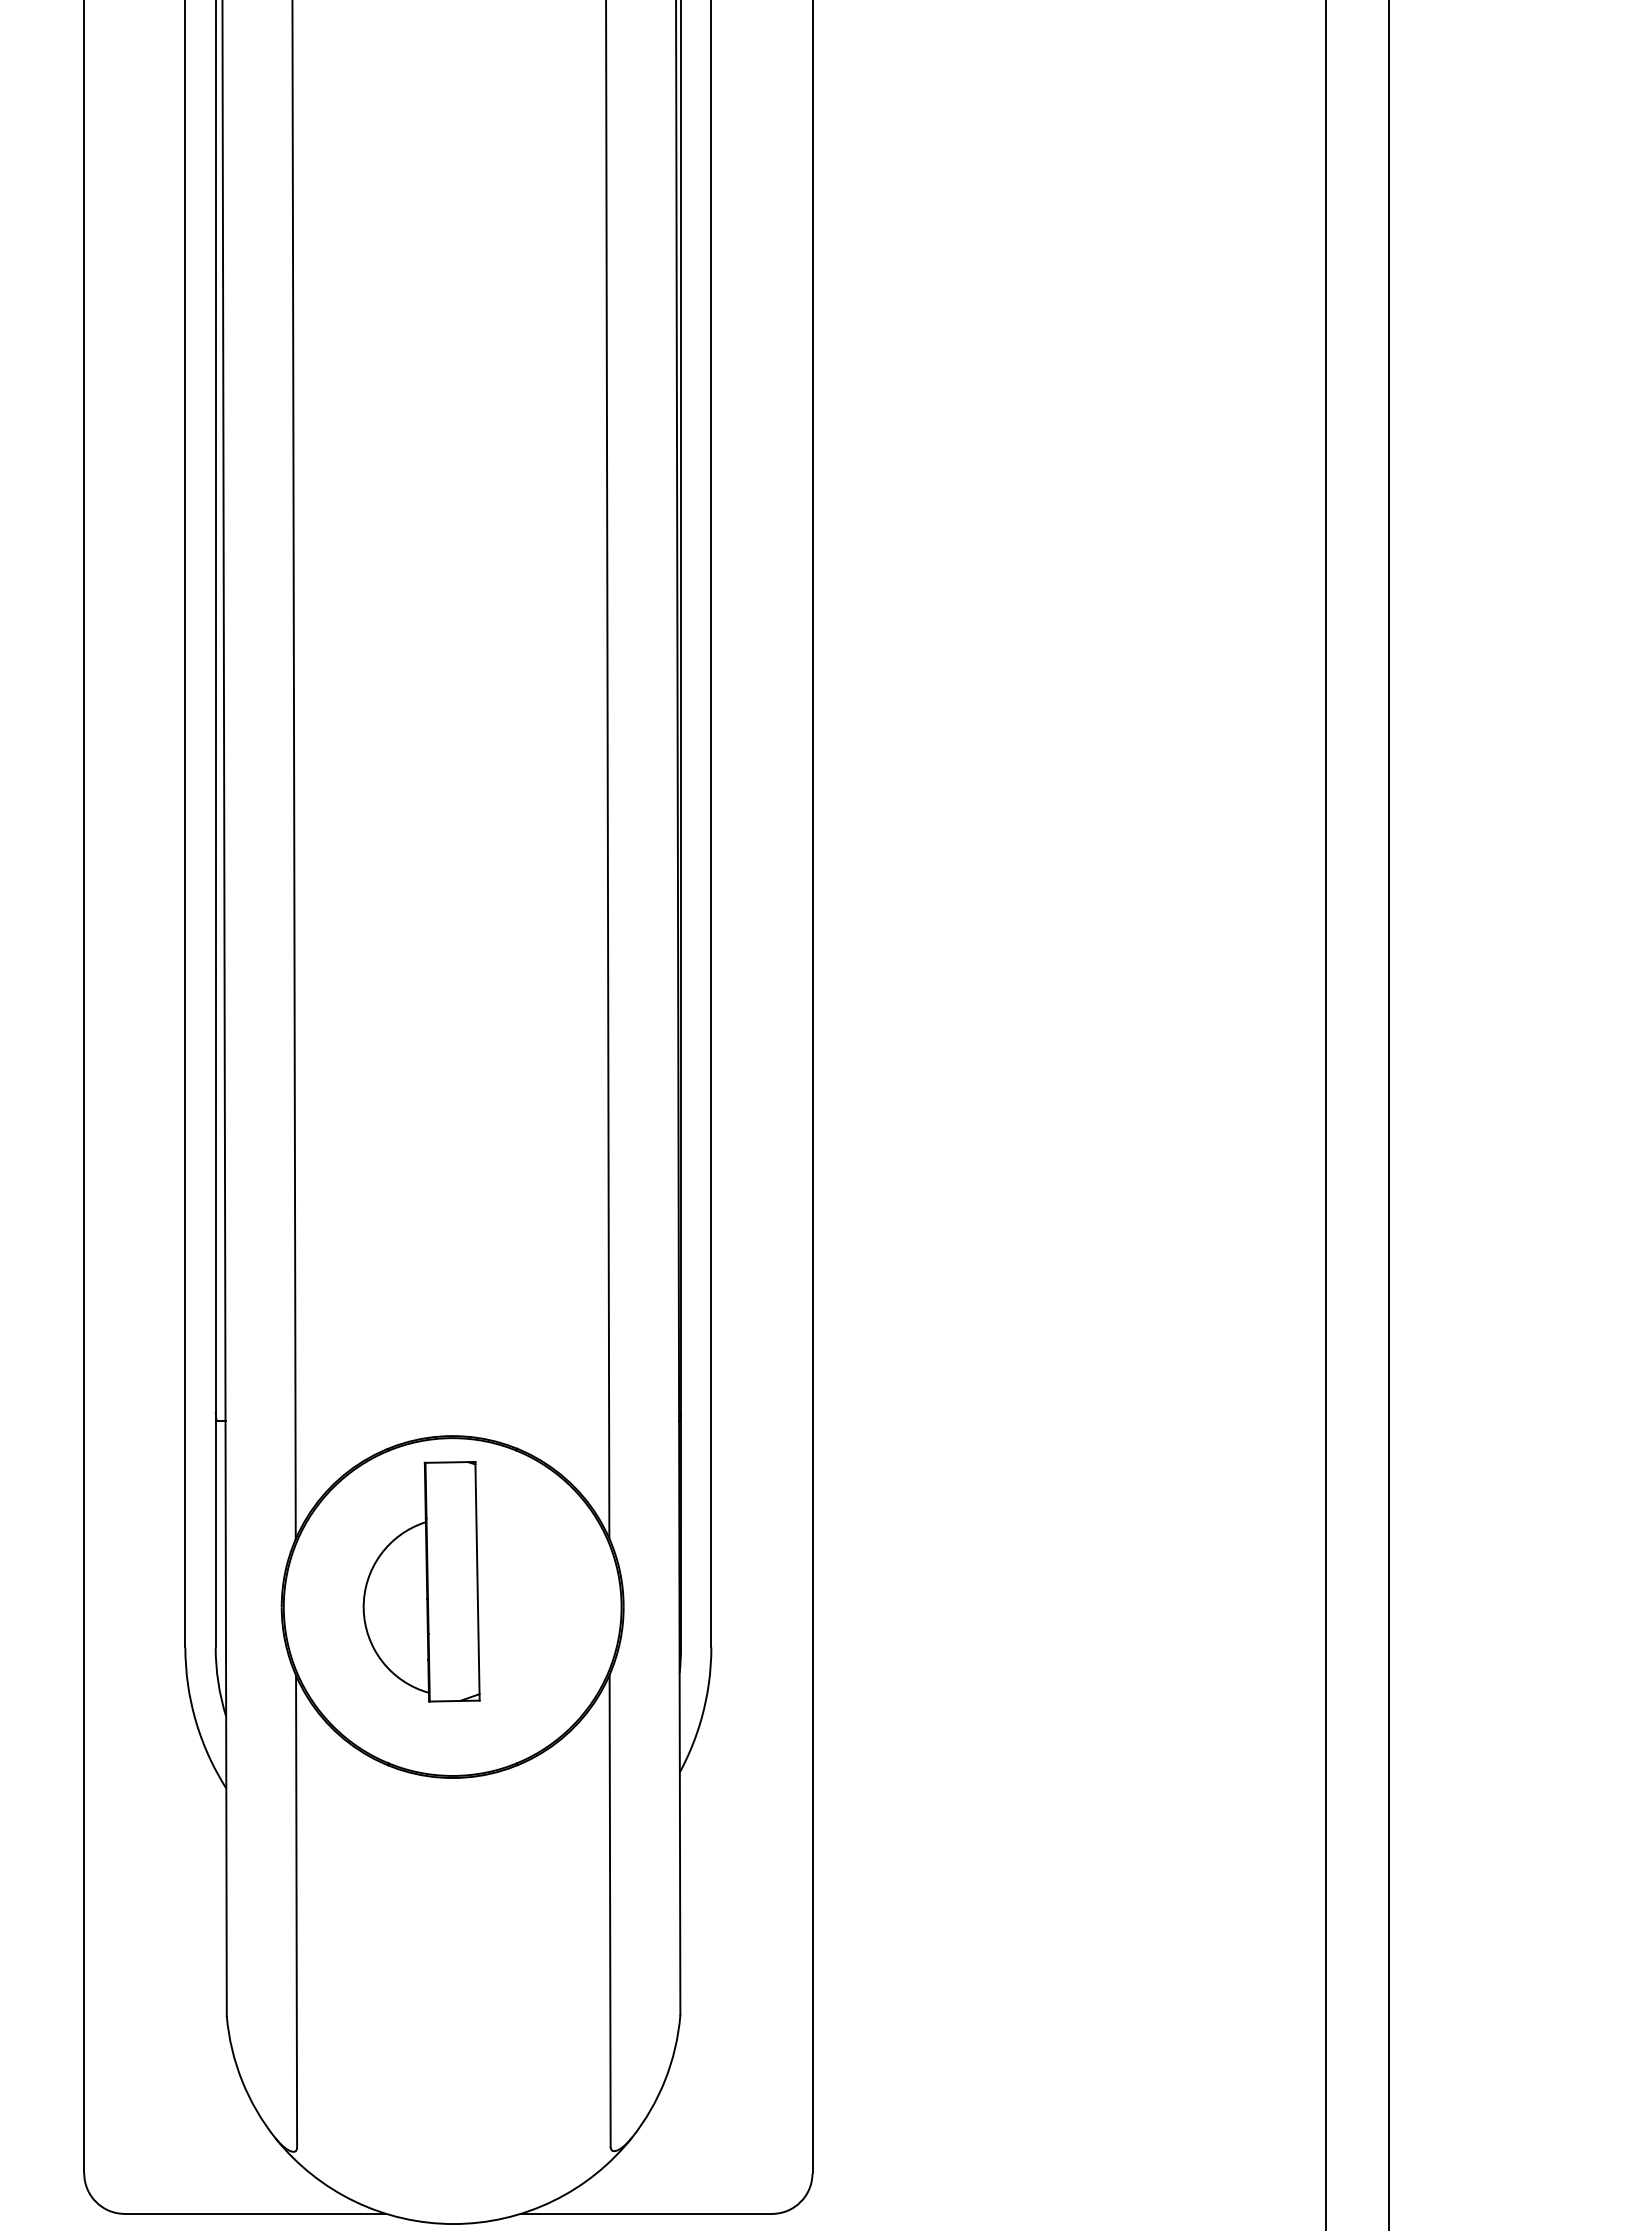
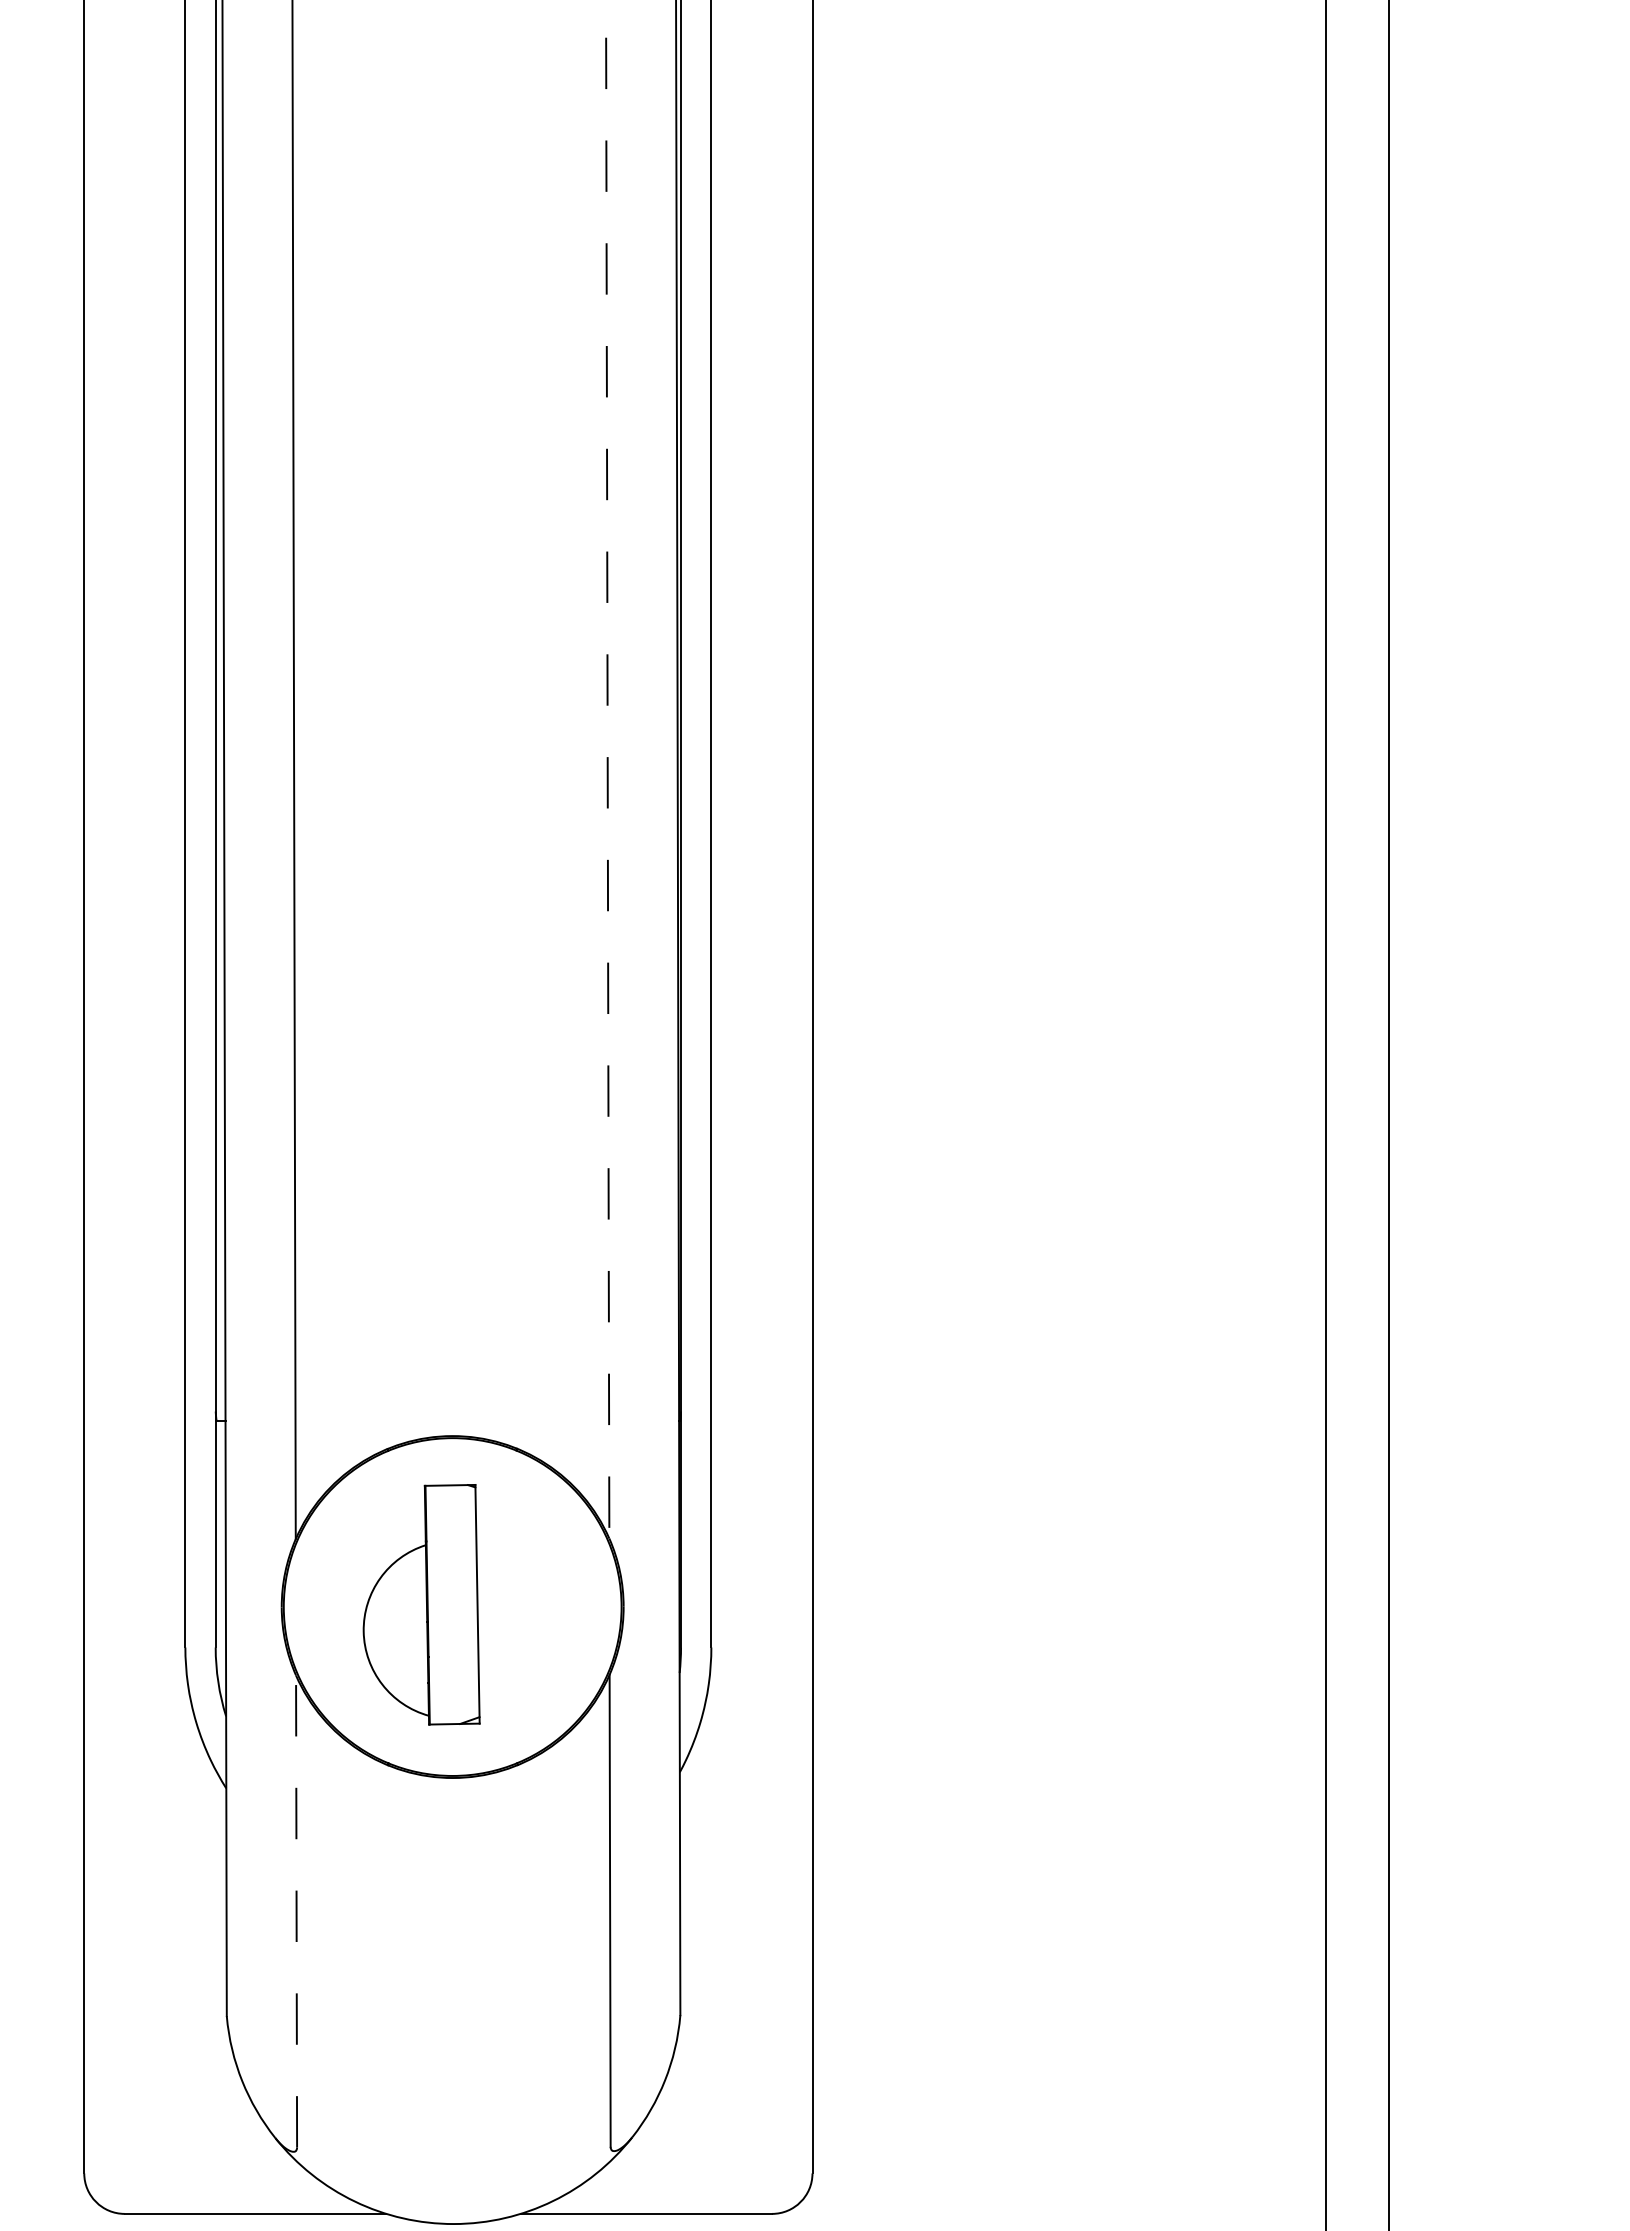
line: solid -> dashed (607, 769)
part position: (421, 1581) -> (421, 1604) (421, 1604)
line: solid -> dashed (296, 1911)
